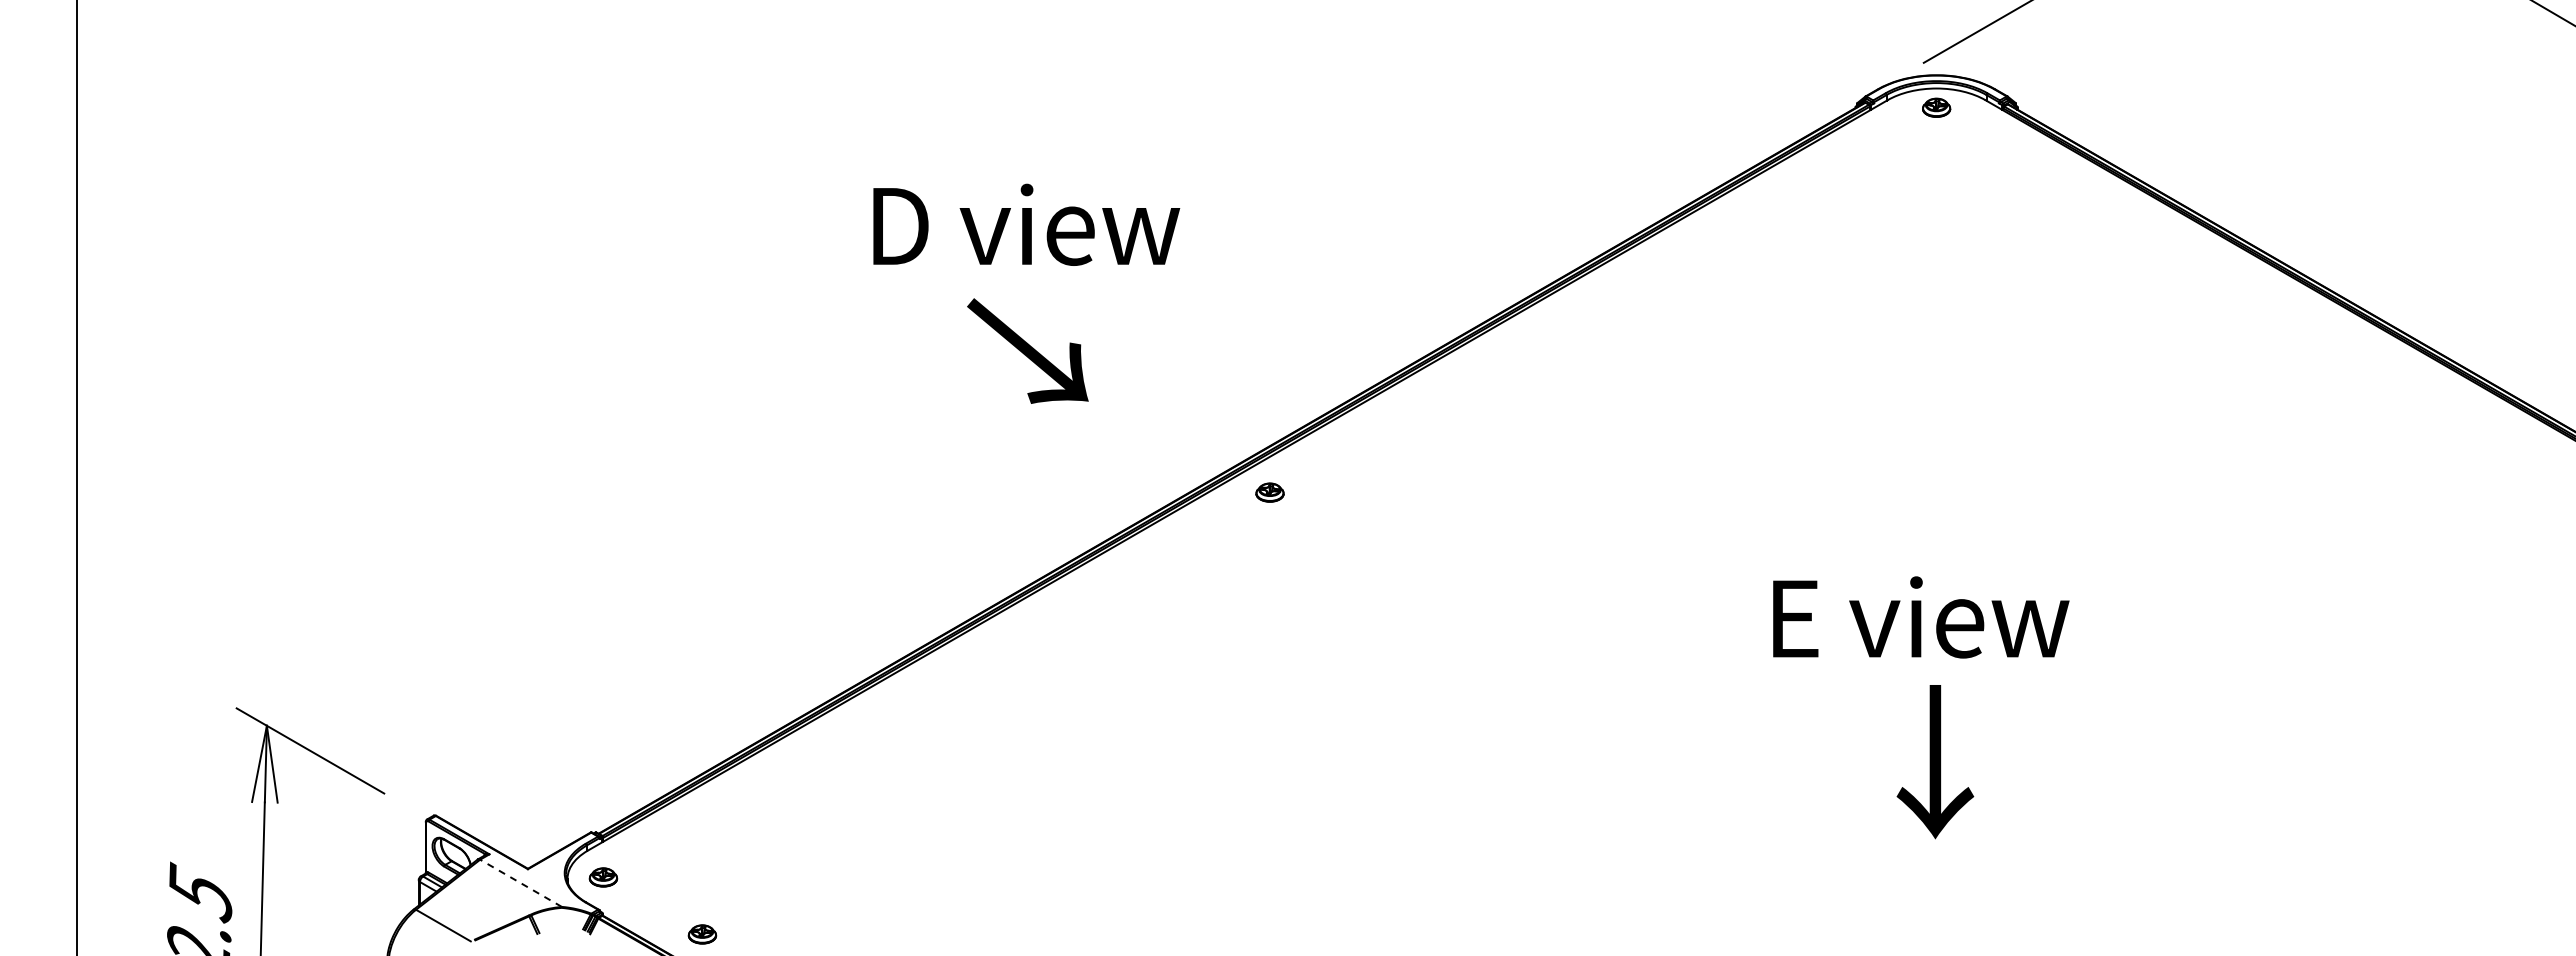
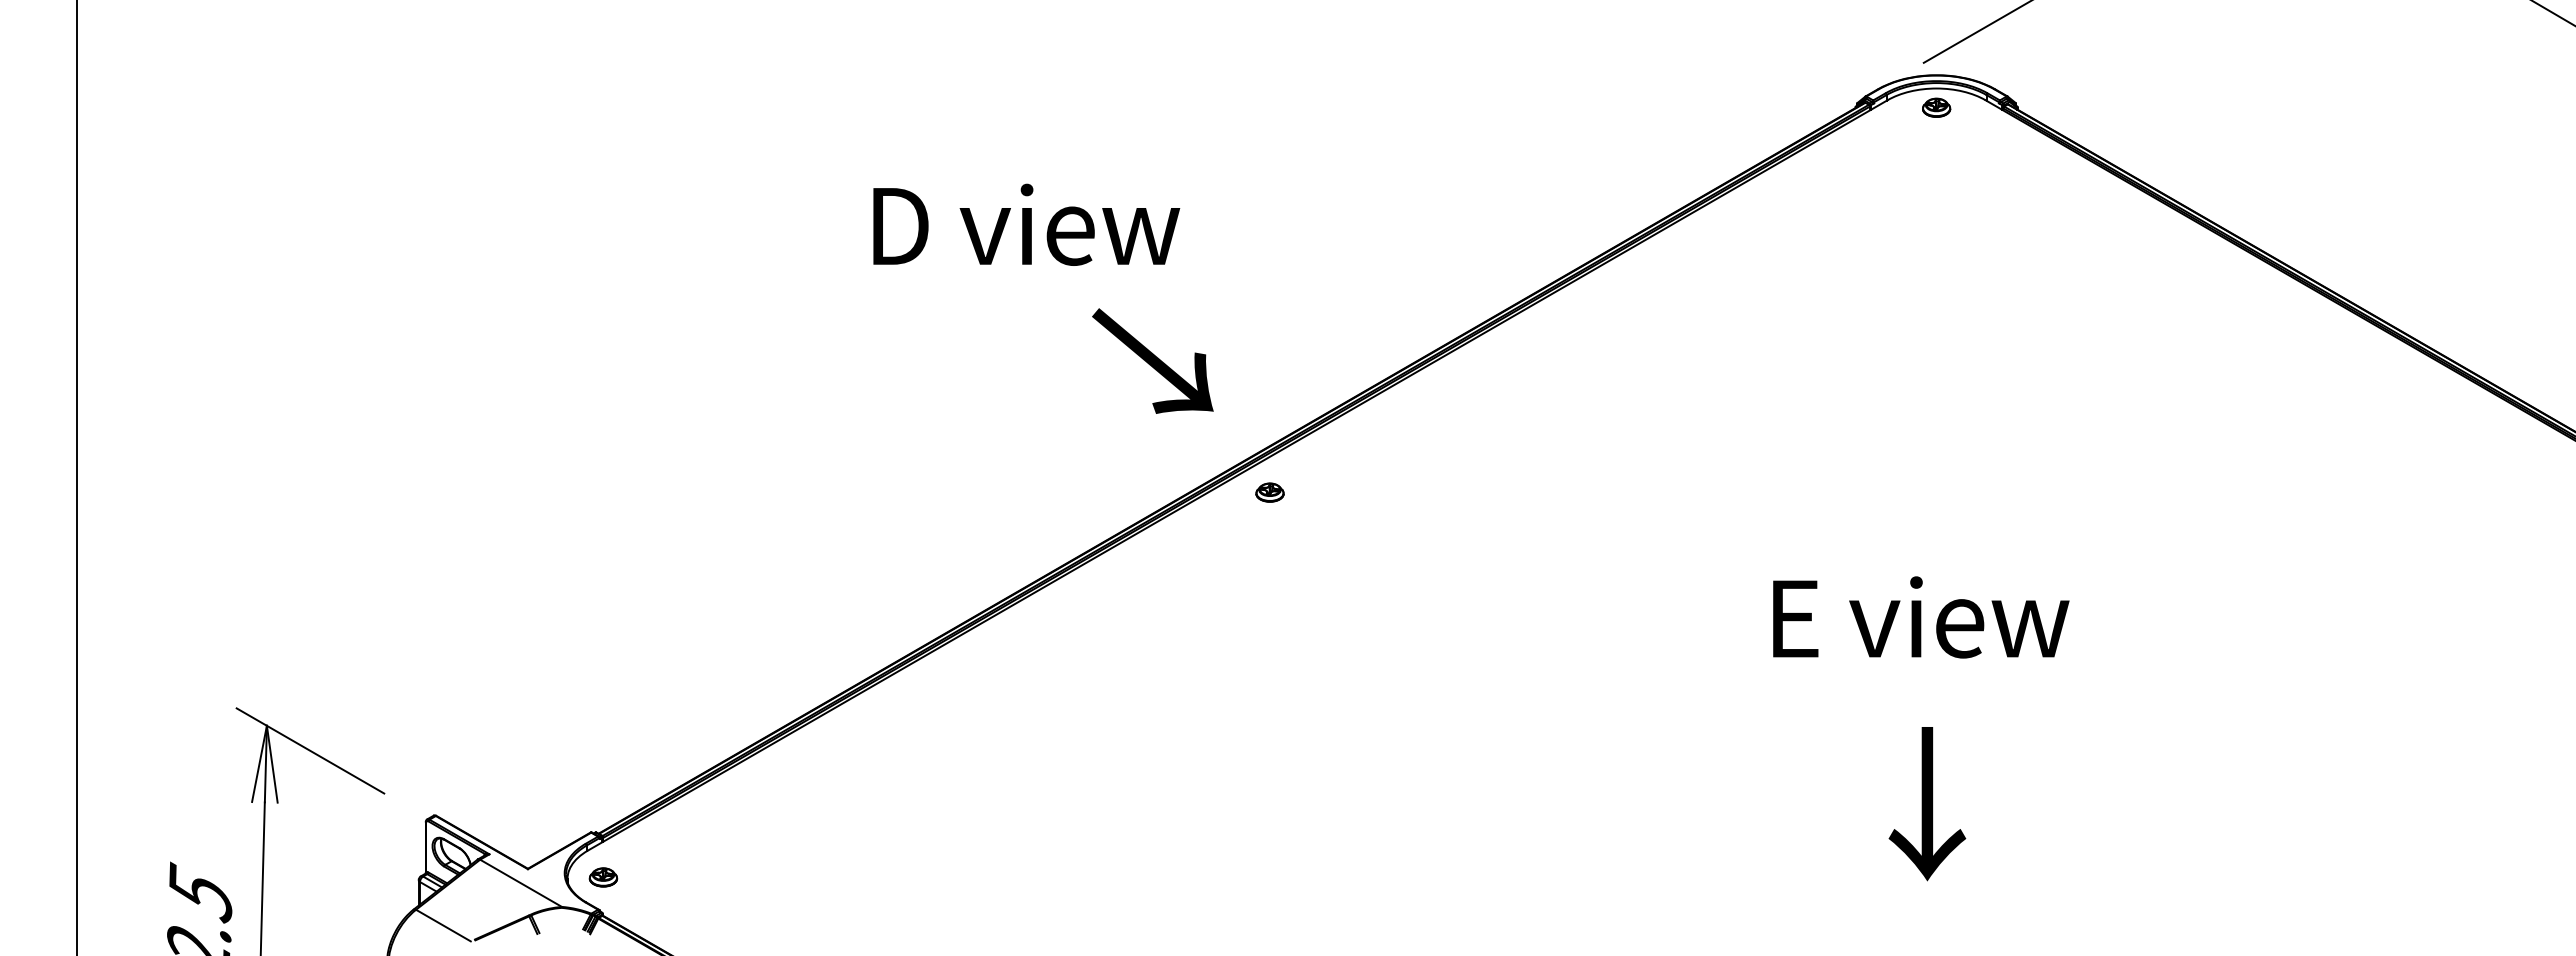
text position: (1027, 350) -> (1152, 360) (1152, 360)
text position: (1935, 762) -> (1927, 804) (1927, 804)
line: dashed -> solid (520, 883)
part: present -> none (702, 934)
